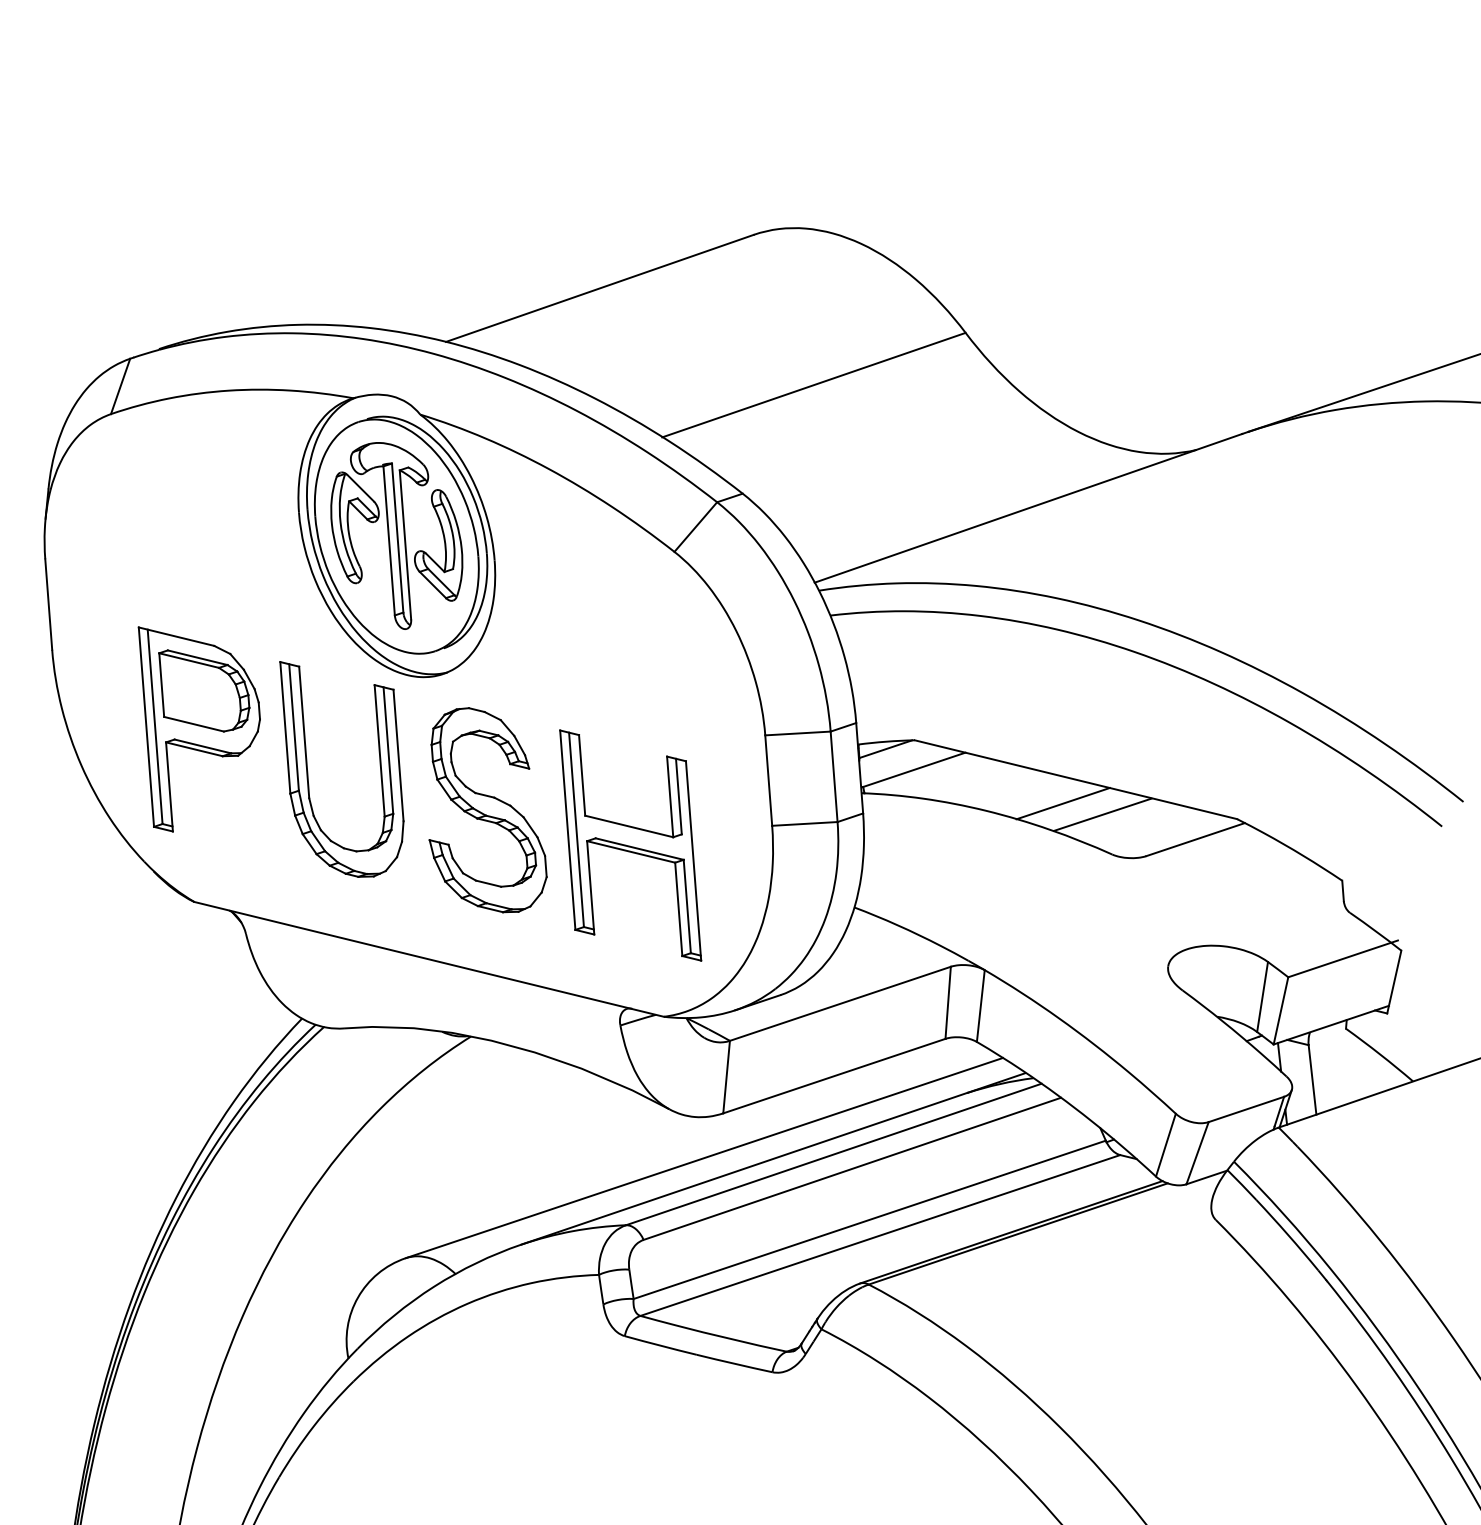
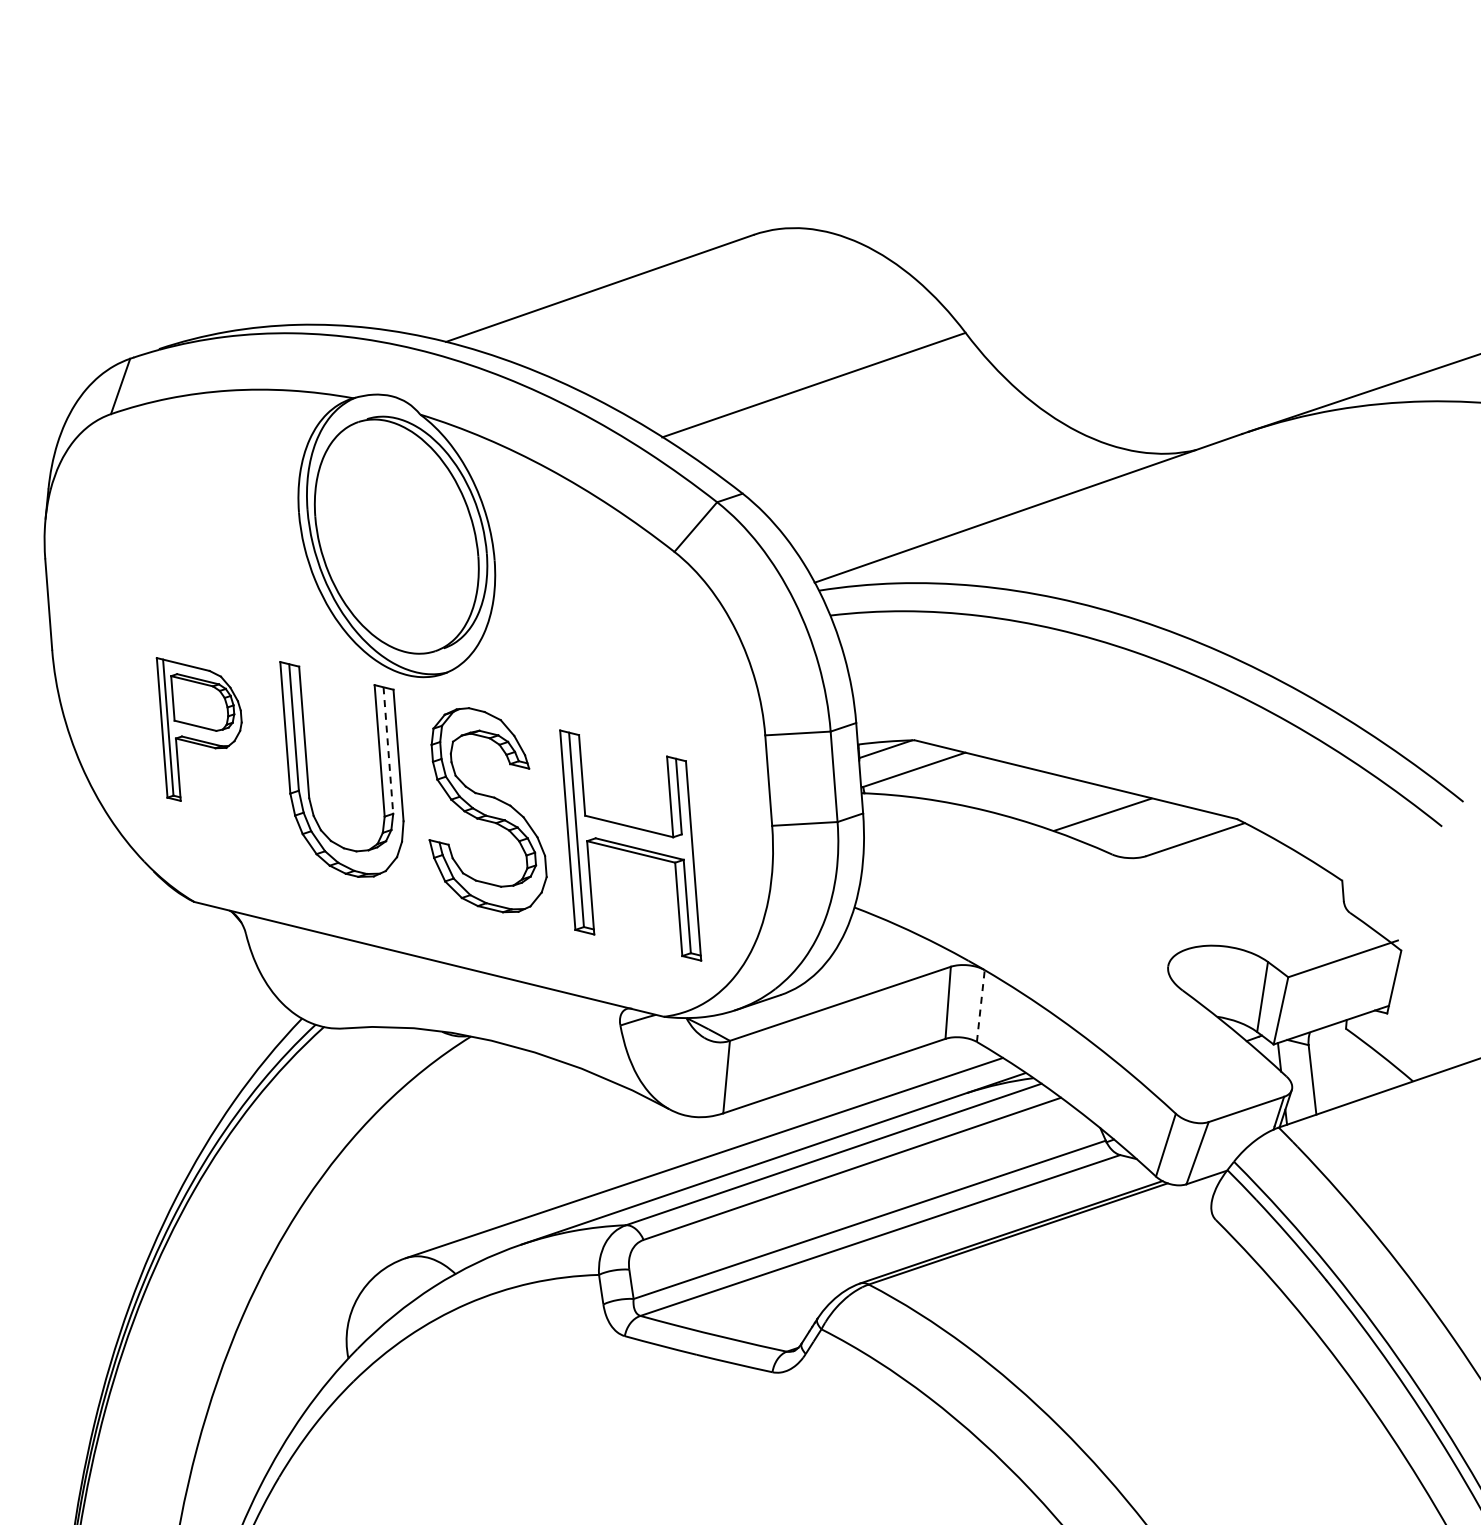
part: present -> none (396, 535)
part size: 124x207 px -> 88x145 px (198, 729)
line: solid -> dashed (388, 751)
line: present -> none (1062, 803)
line: solid -> dashed (980, 1005)
